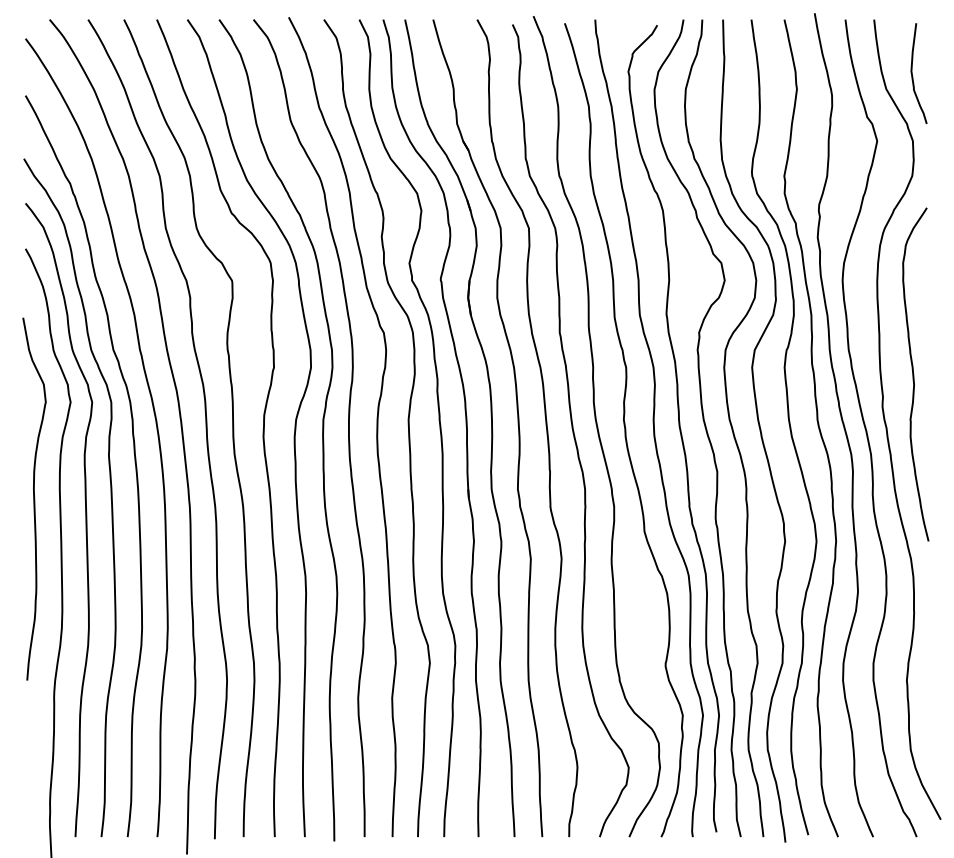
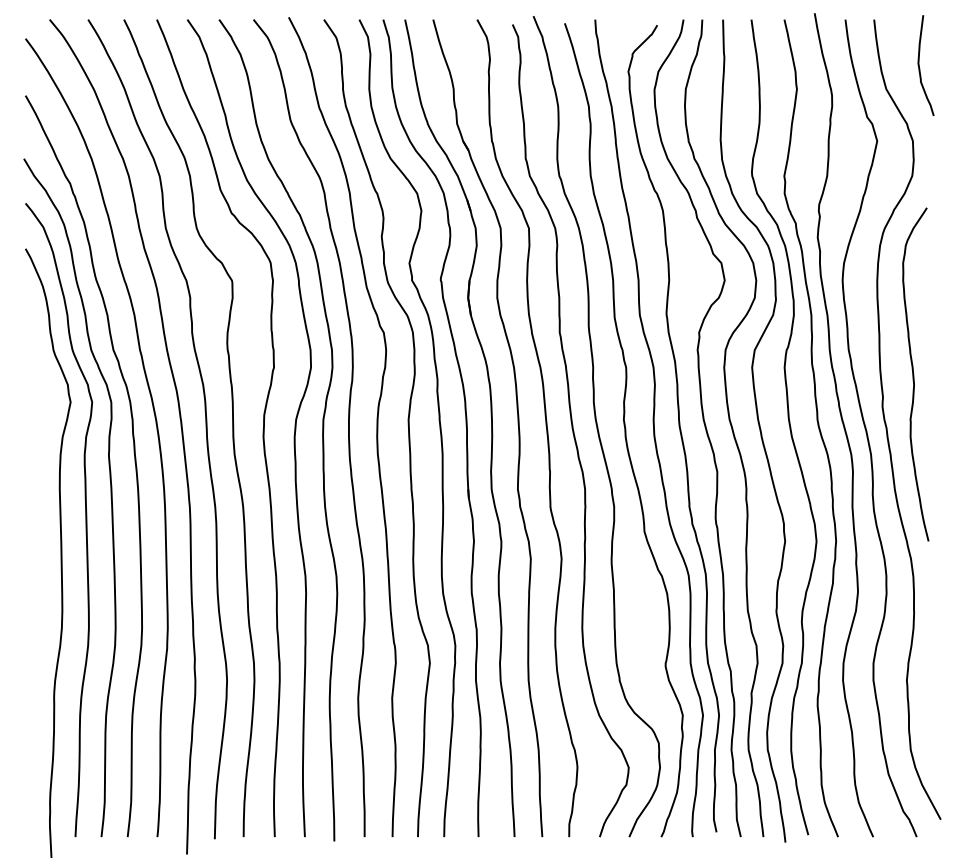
curve position: (913, 76) -> (920, 68) (920, 68)
curve: present -> none (34, 498)
